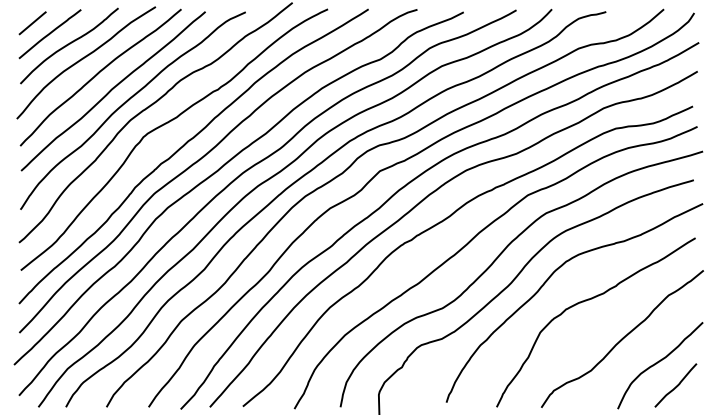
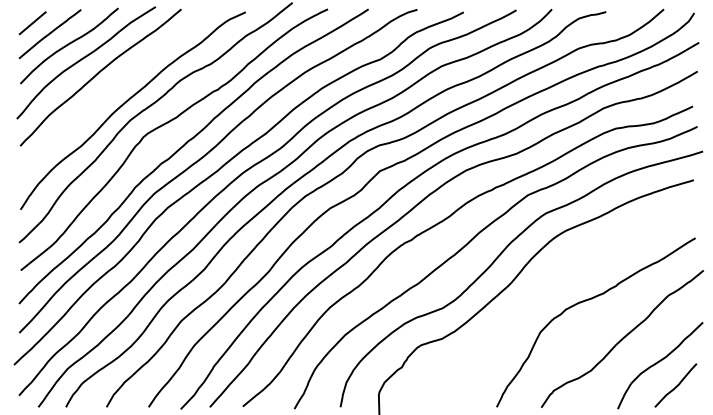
curve: present -> none (112, 90)
curve: present -> none (548, 280)
